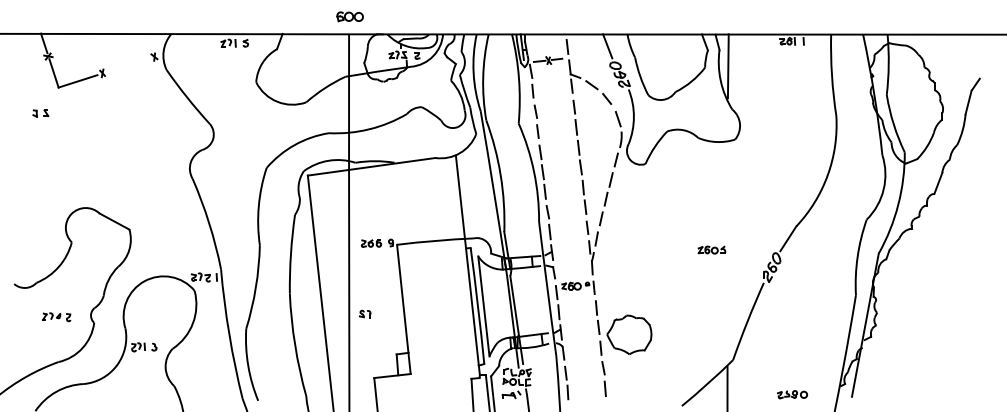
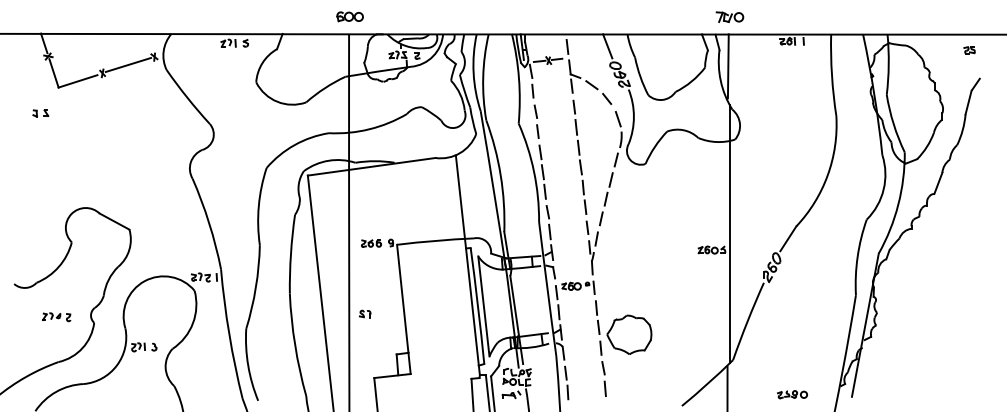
part: none -> present (729, 16)
part: none -> present (969, 50)
line: none -> present (128, 64)
line: none -> present (729, 233)
